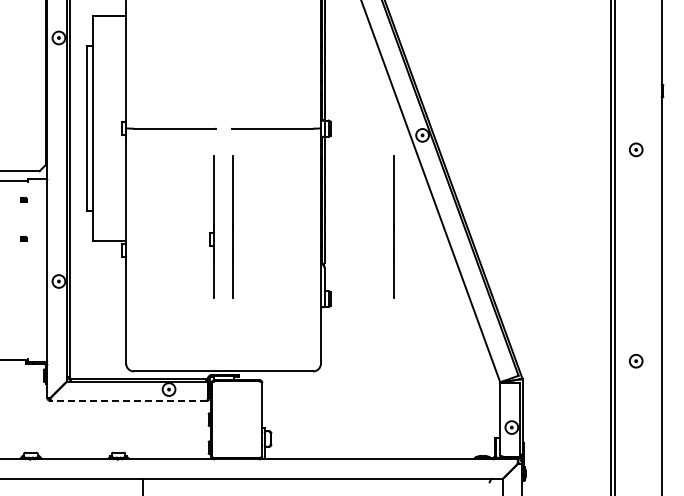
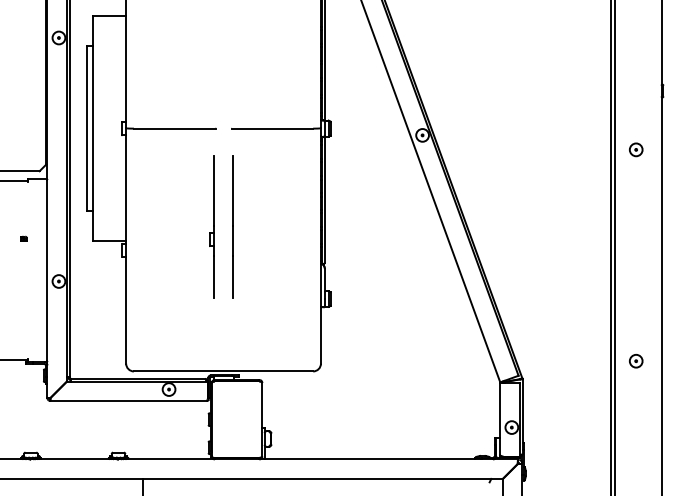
part: present -> none (23, 199)
line: present -> none (393, 226)
line: dashed -> solid (128, 401)
